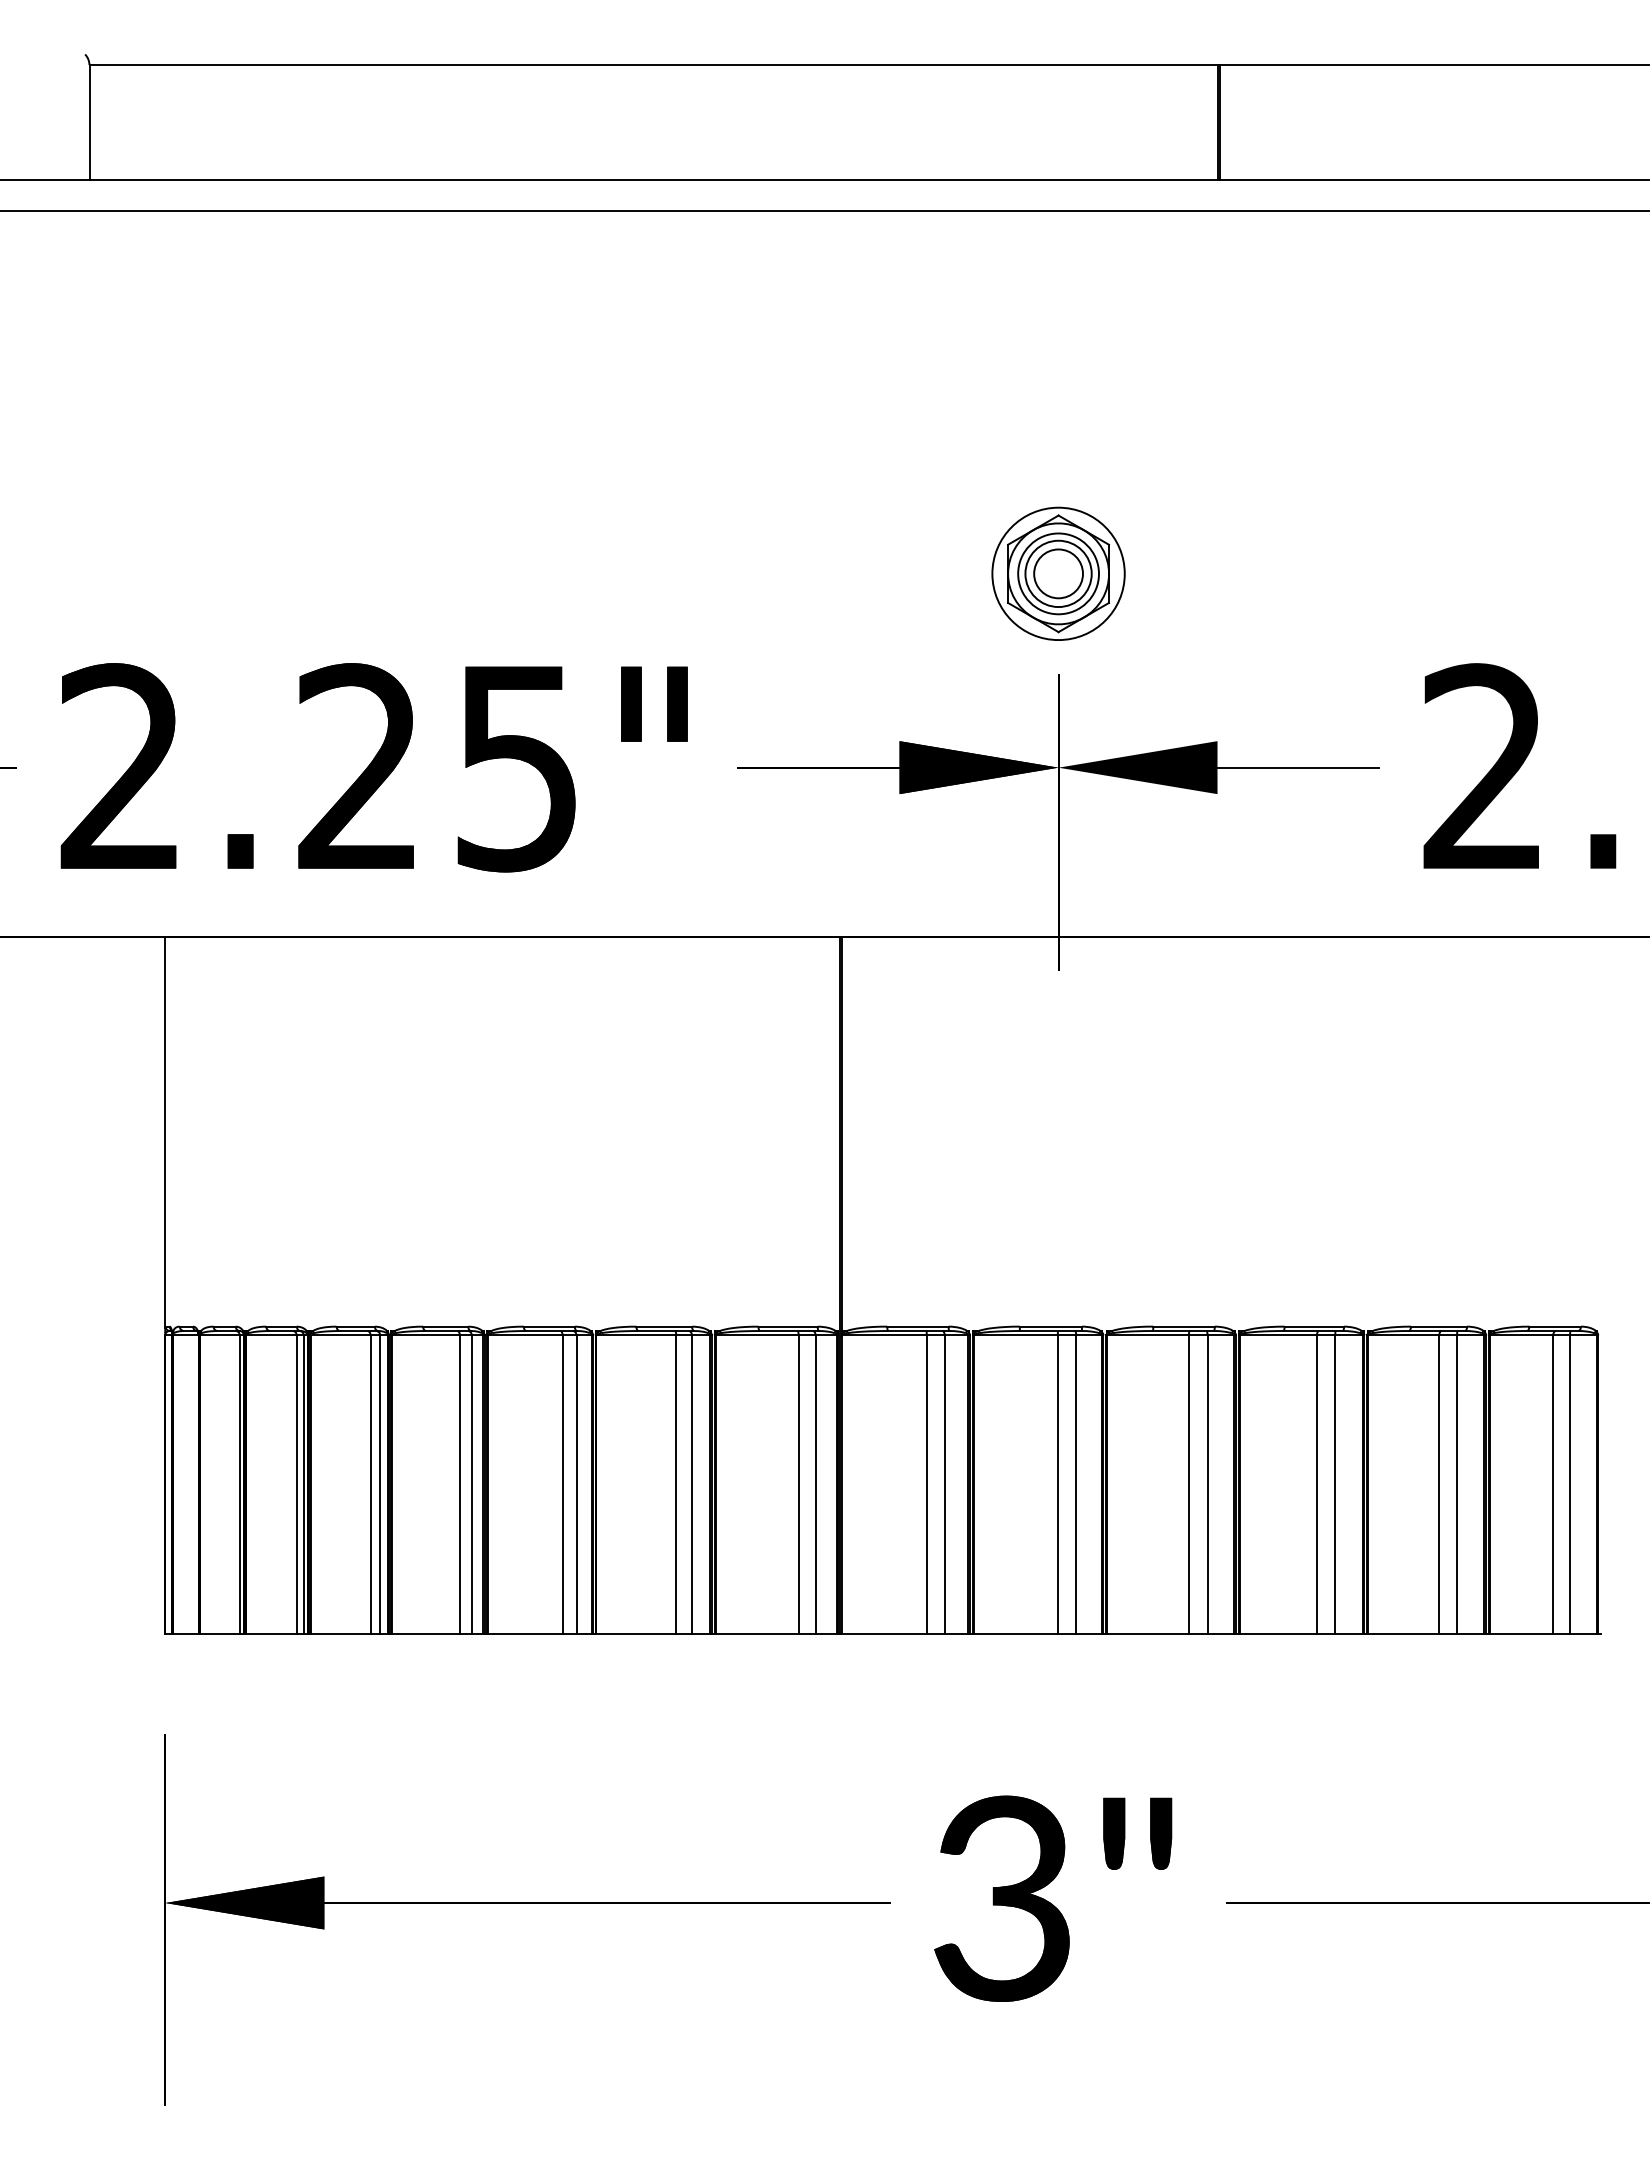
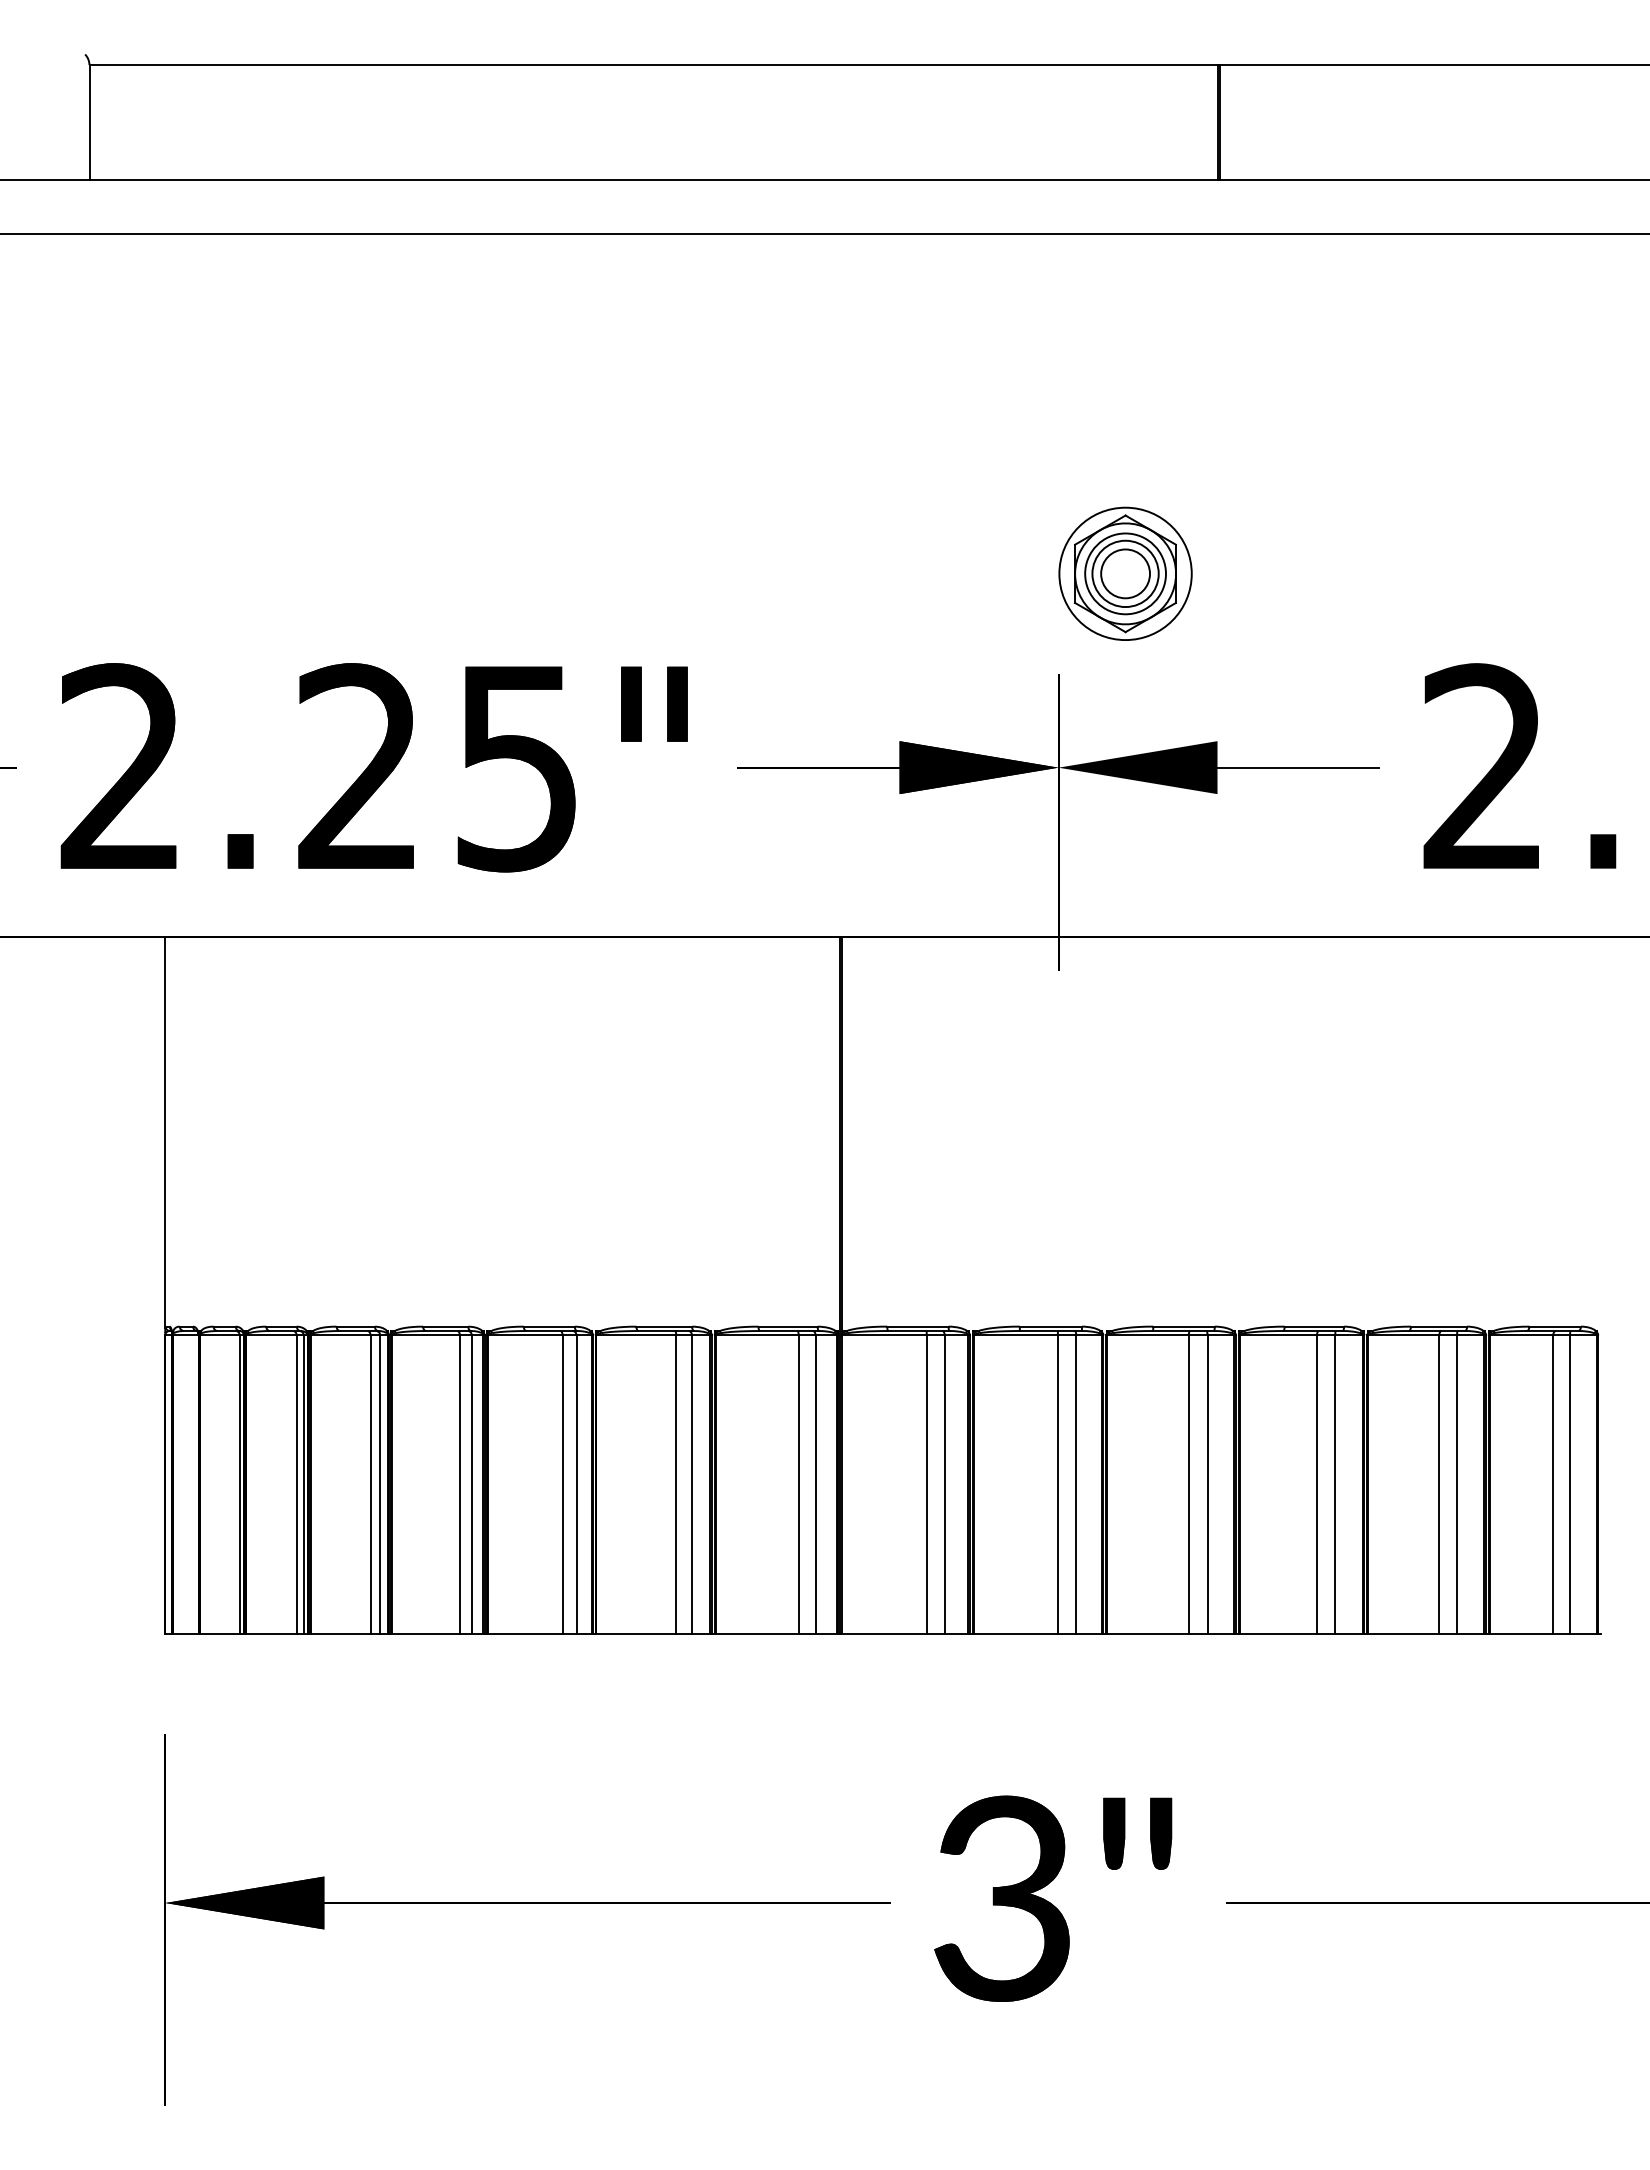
line position: (824, 210) -> (824, 233) (824, 233)
part position: (1058, 573) -> (1125, 573) (1125, 573)
